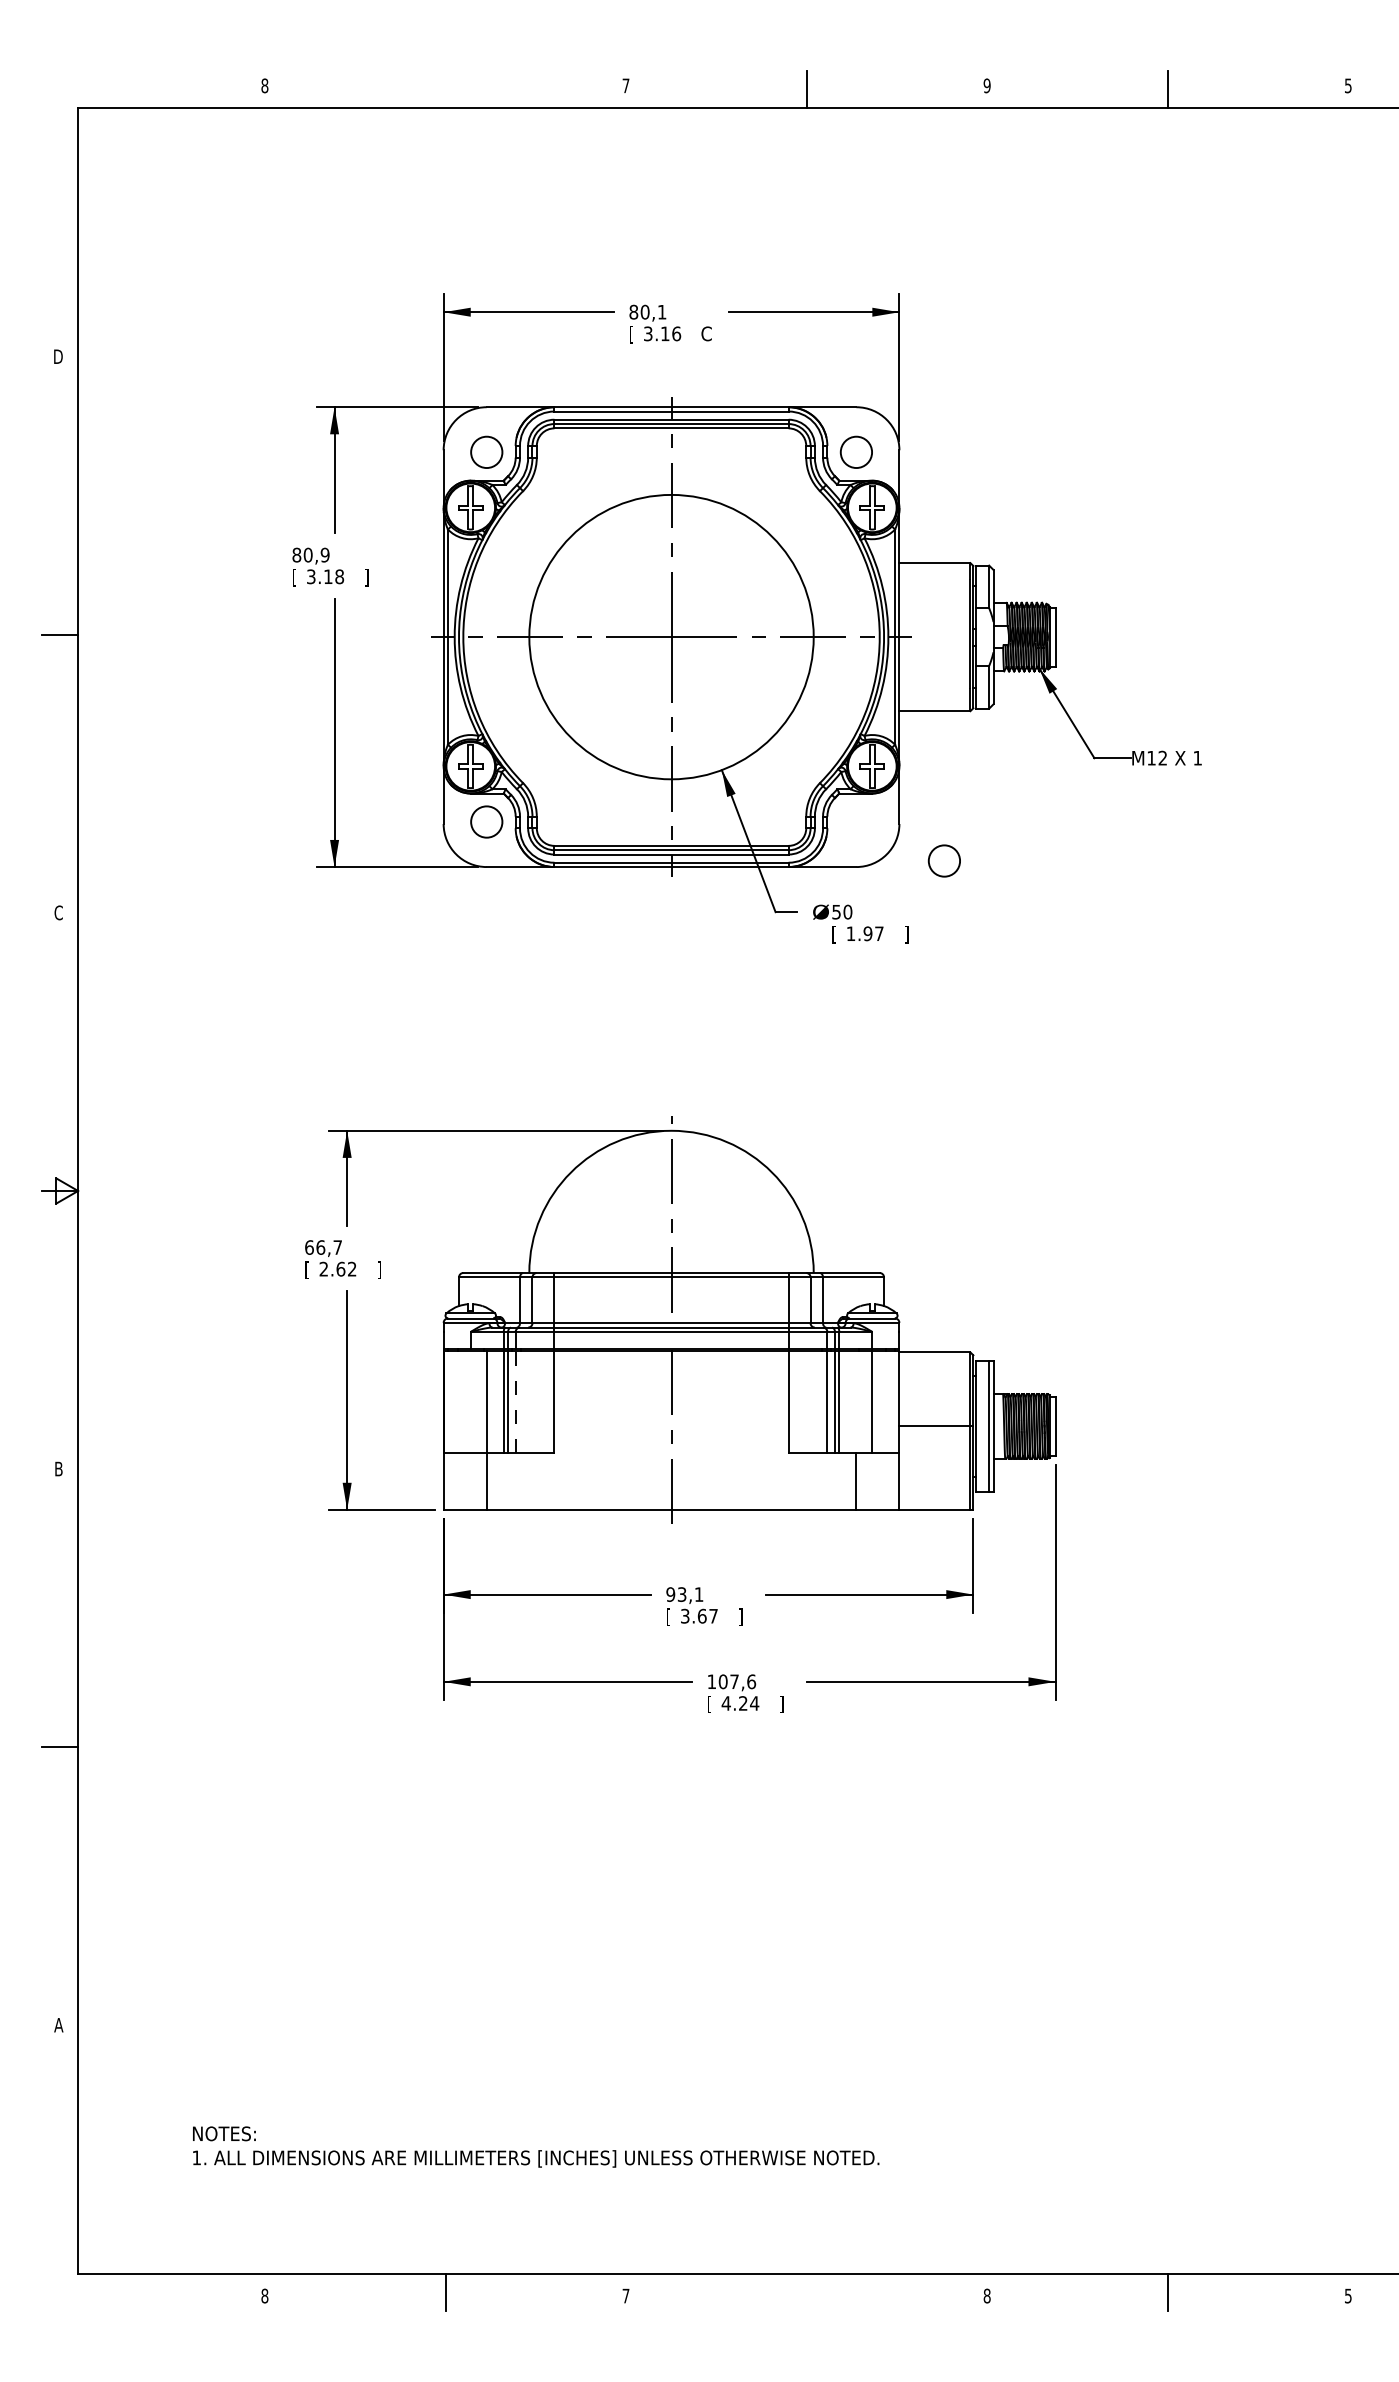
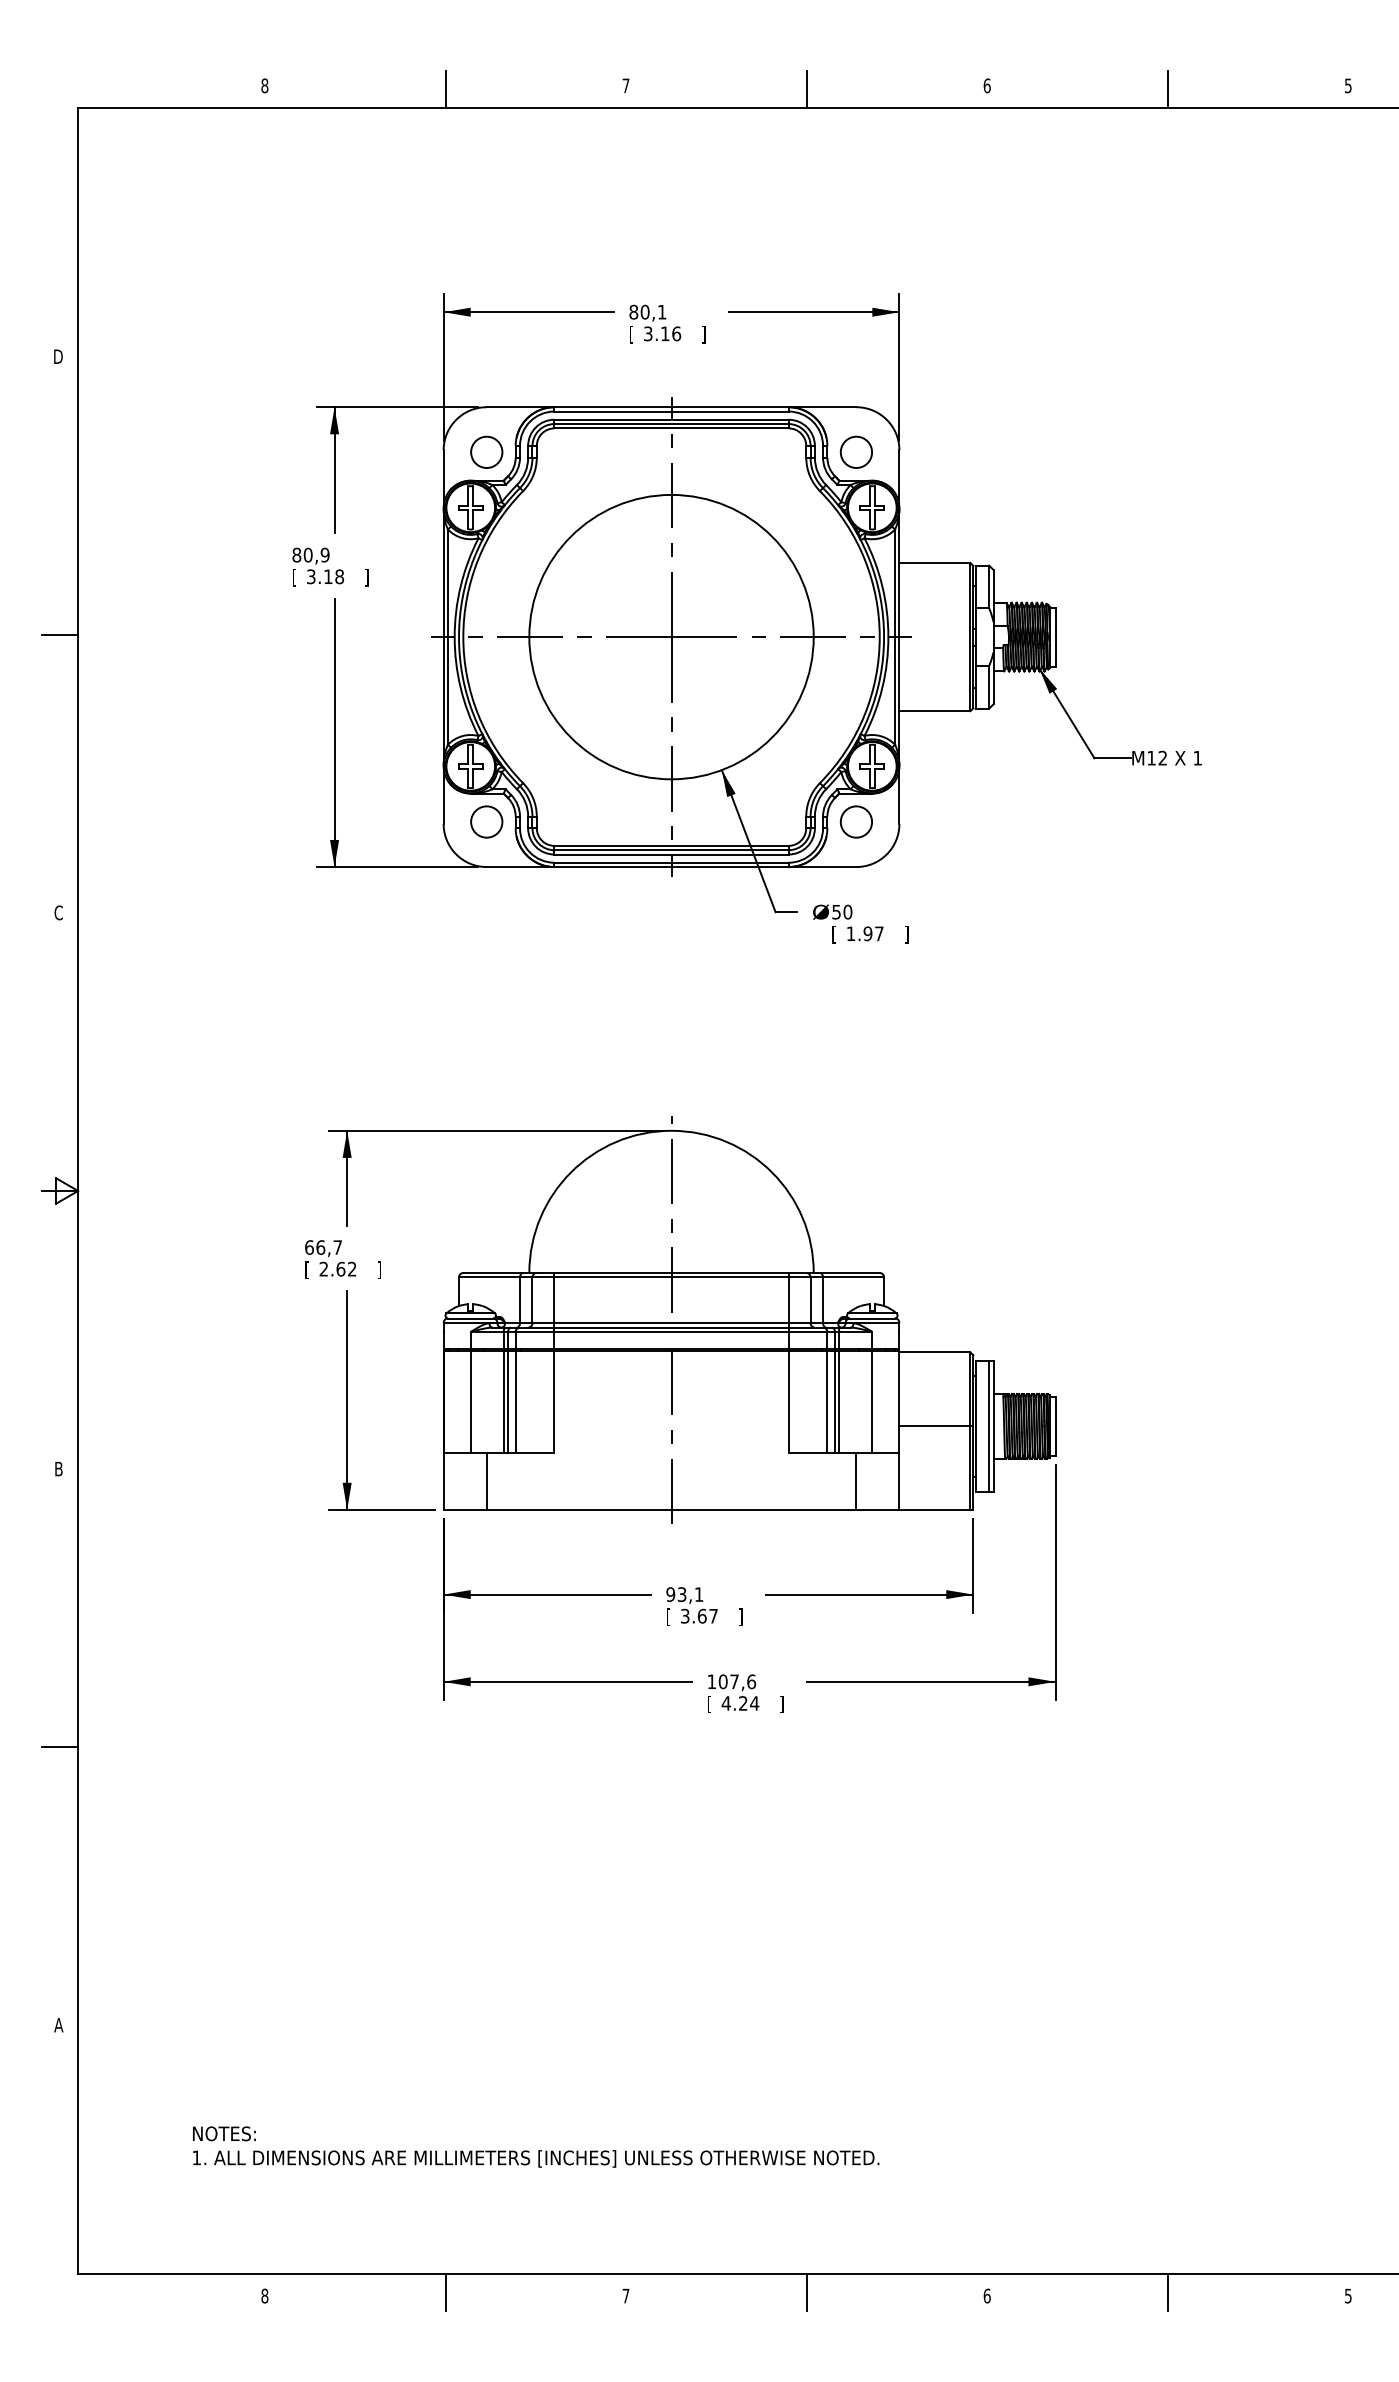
text: 9 -> 6 (986, 85)
line: none -> present (445, 89)
text: C -> ] (706, 334)
circle position: (943, 860) -> (855, 821) (855, 821)
line position: (486, 1402) -> (470, 1402) (470, 1402)
line: dashed -> solid (515, 1402)
line: none -> present (806, 2292)
text: 8 -> 6 (986, 2295)
